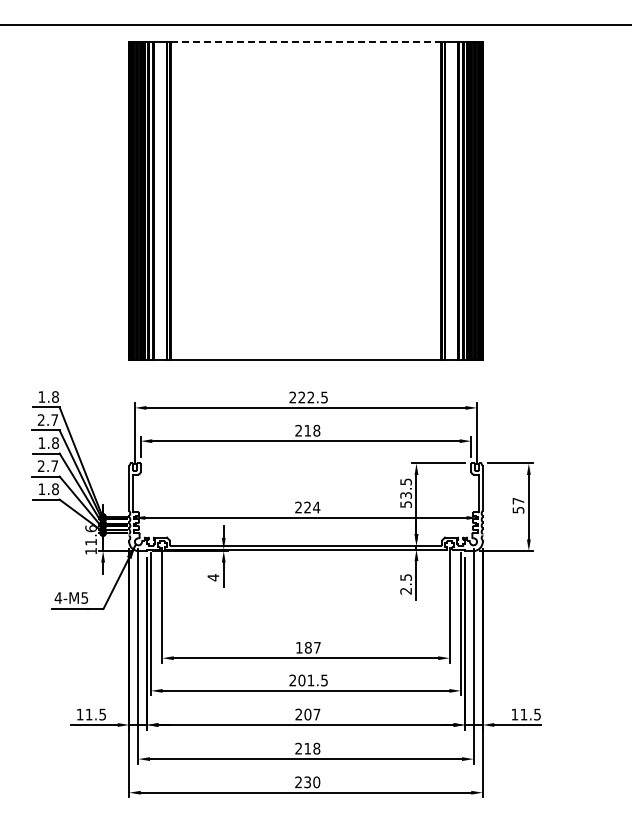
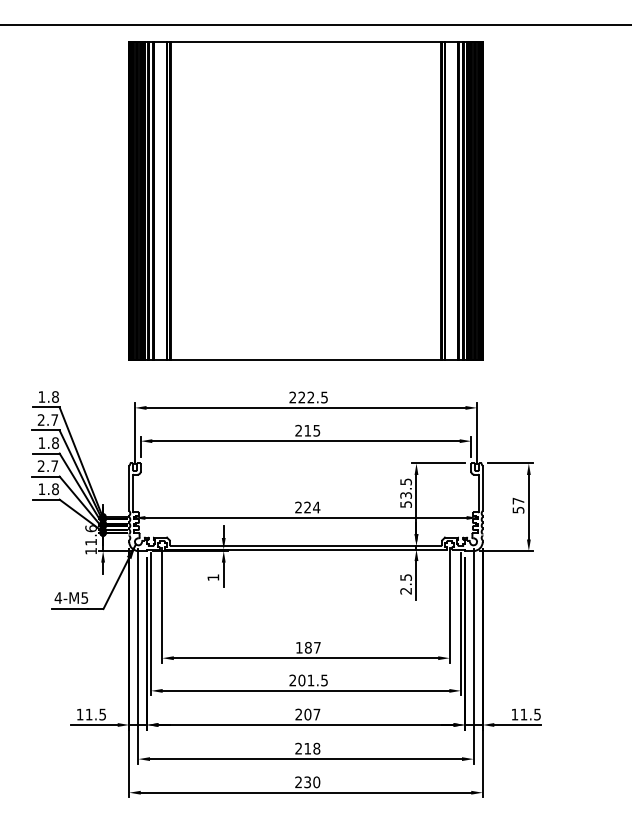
line: dashed -> solid (306, 41)
text: 218 -> 215 (316, 430)
text: 4 -> 1 (213, 577)
